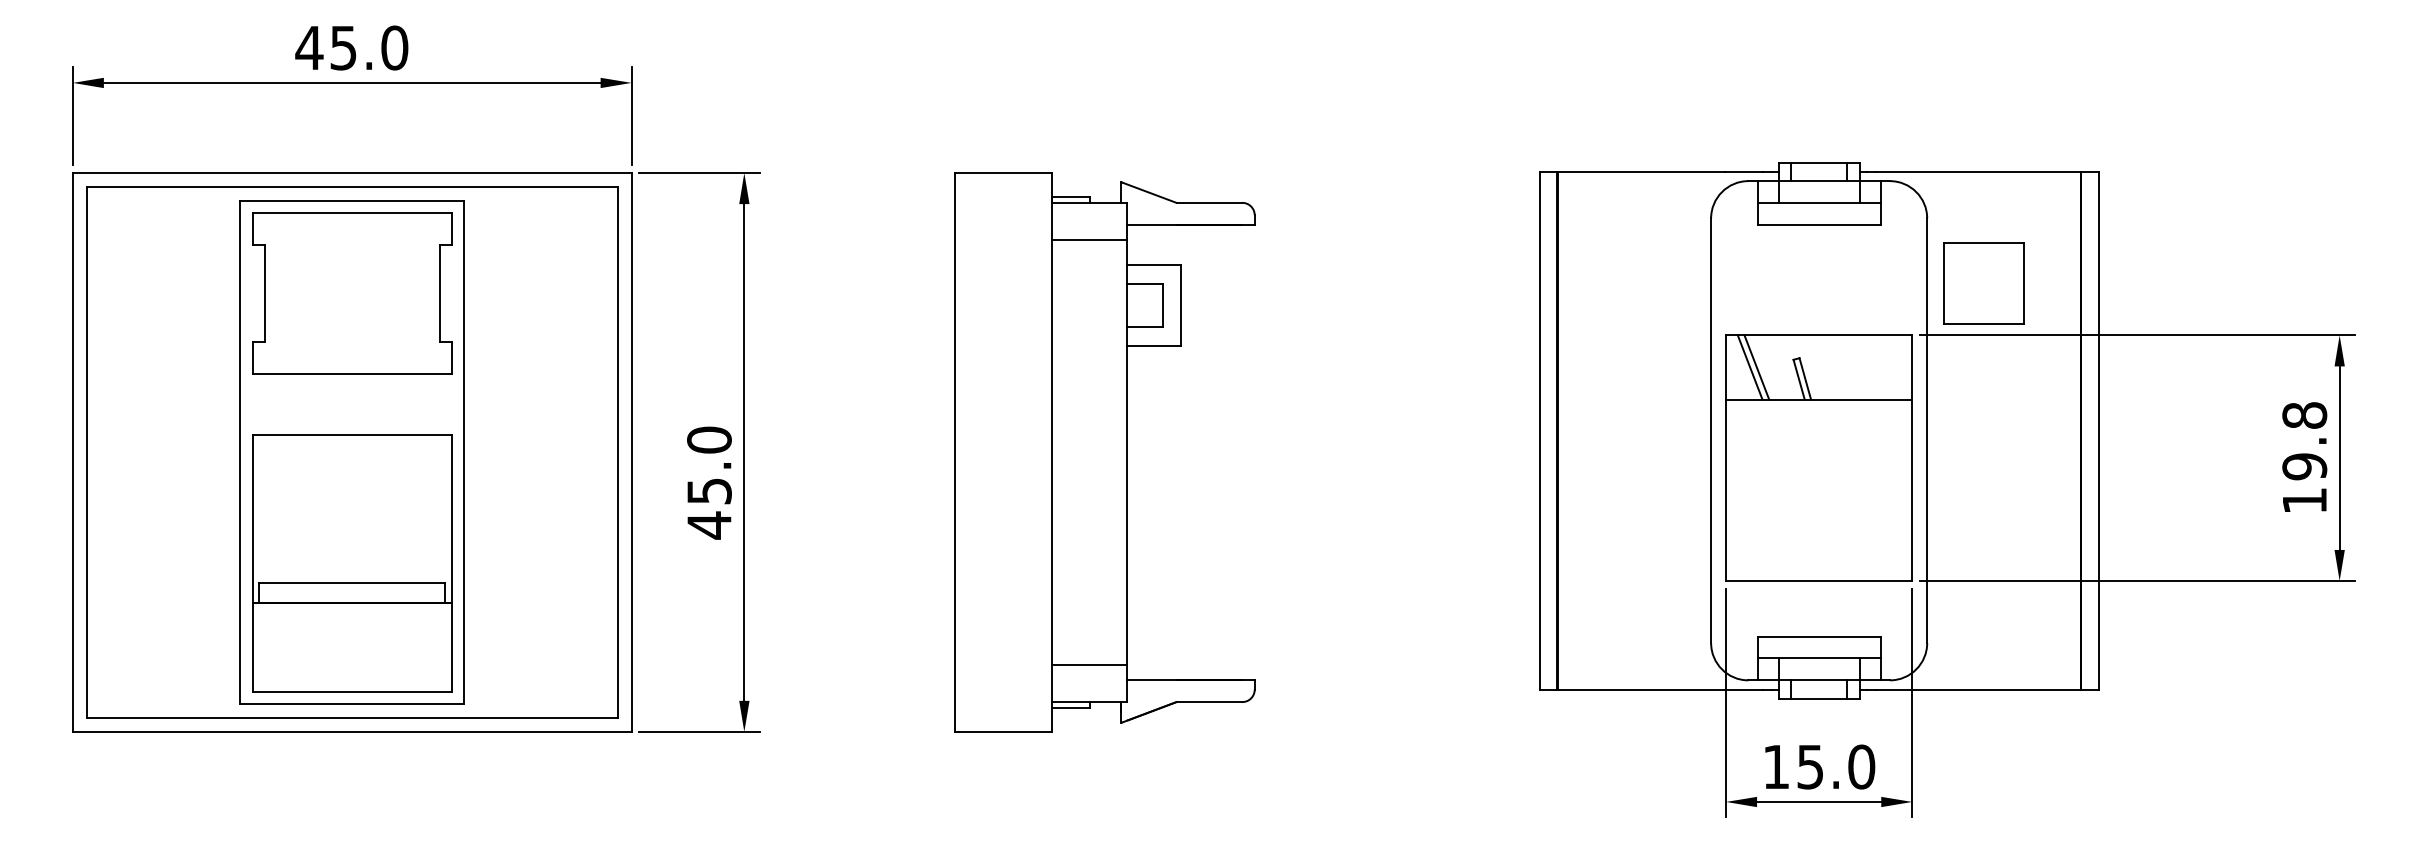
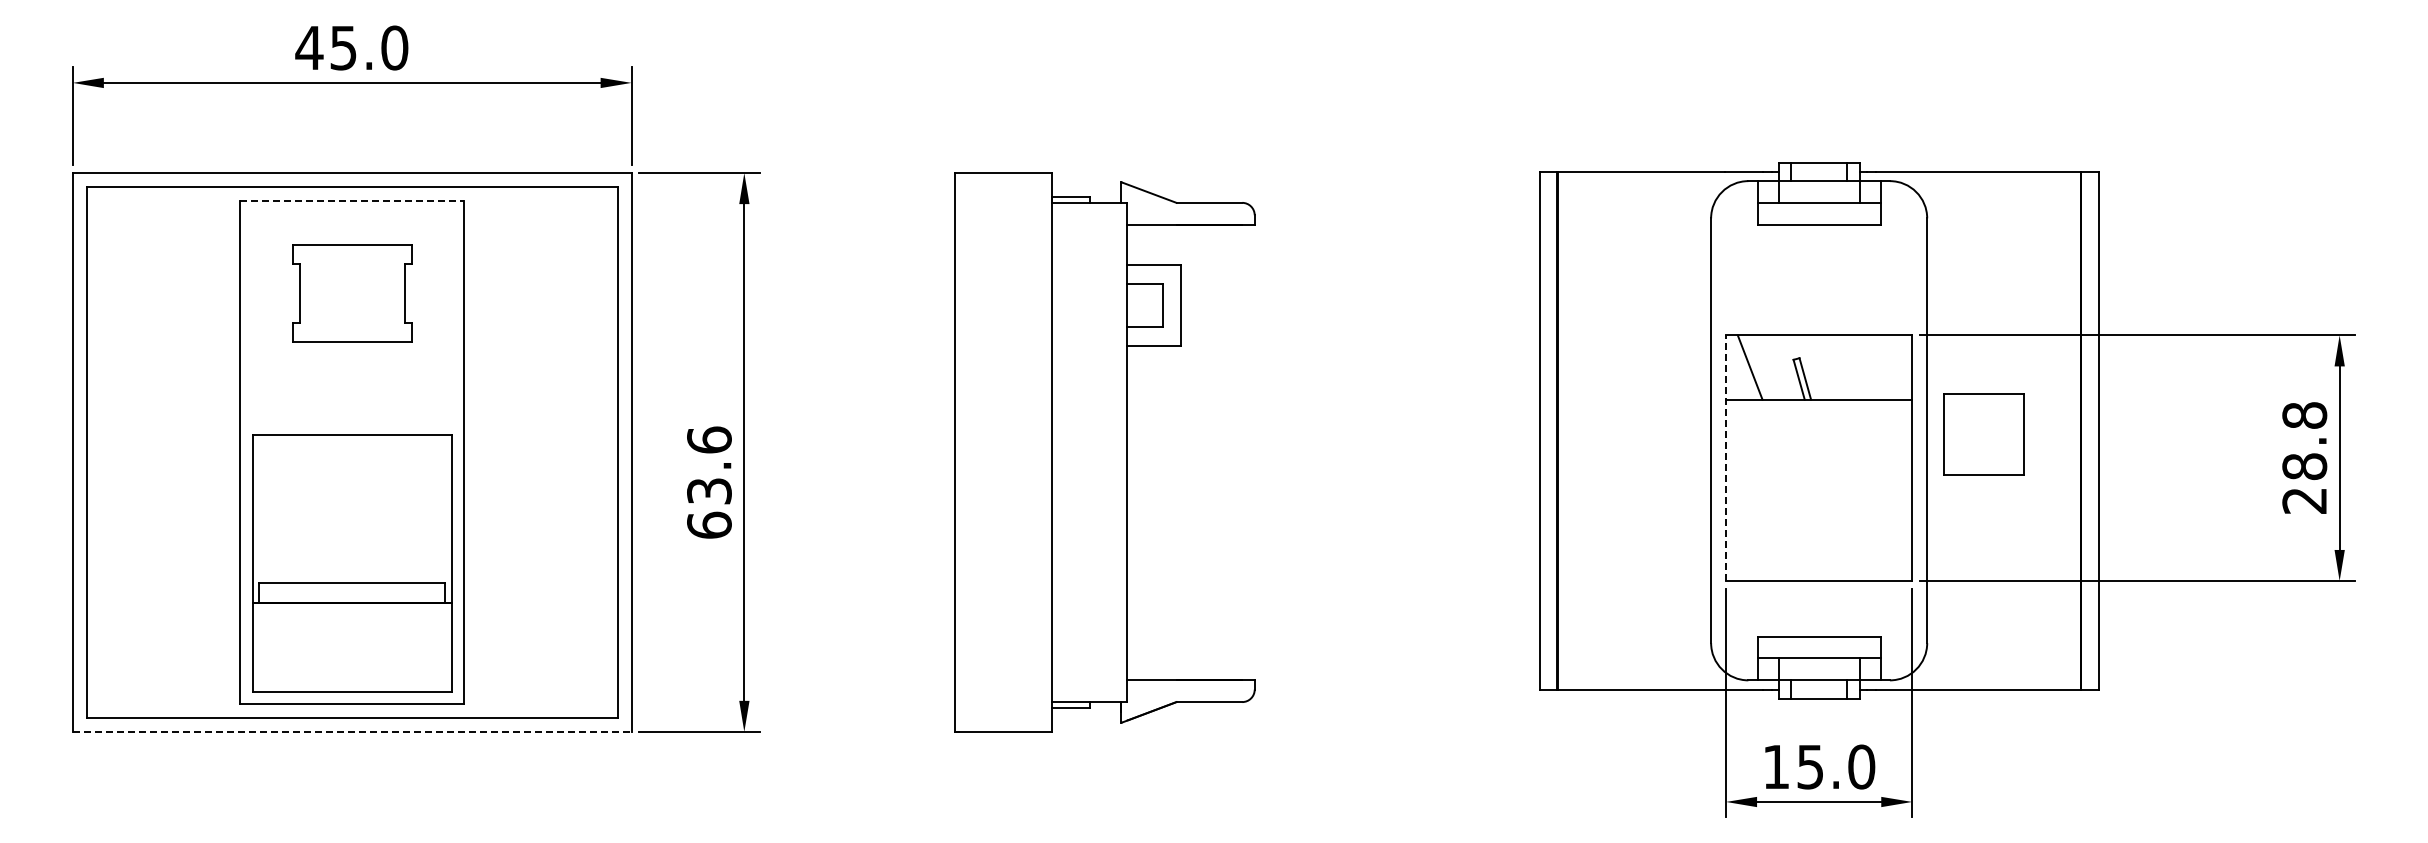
line: solid -> dashed (352, 201)
line: present -> none (1089, 240)
part position: (1983, 283) -> (1983, 434) (1983, 434)
part size: 201x163 px -> 121x99 px (352, 293)
line: present -> none (1756, 367)
line: solid -> dashed (1726, 458)
text: 45.0 -> 63.6 (709, 482)
text: 19.8 -> 28.8 (2304, 483)
line: present -> none (1089, 664)
line: solid -> dashed (352, 731)
